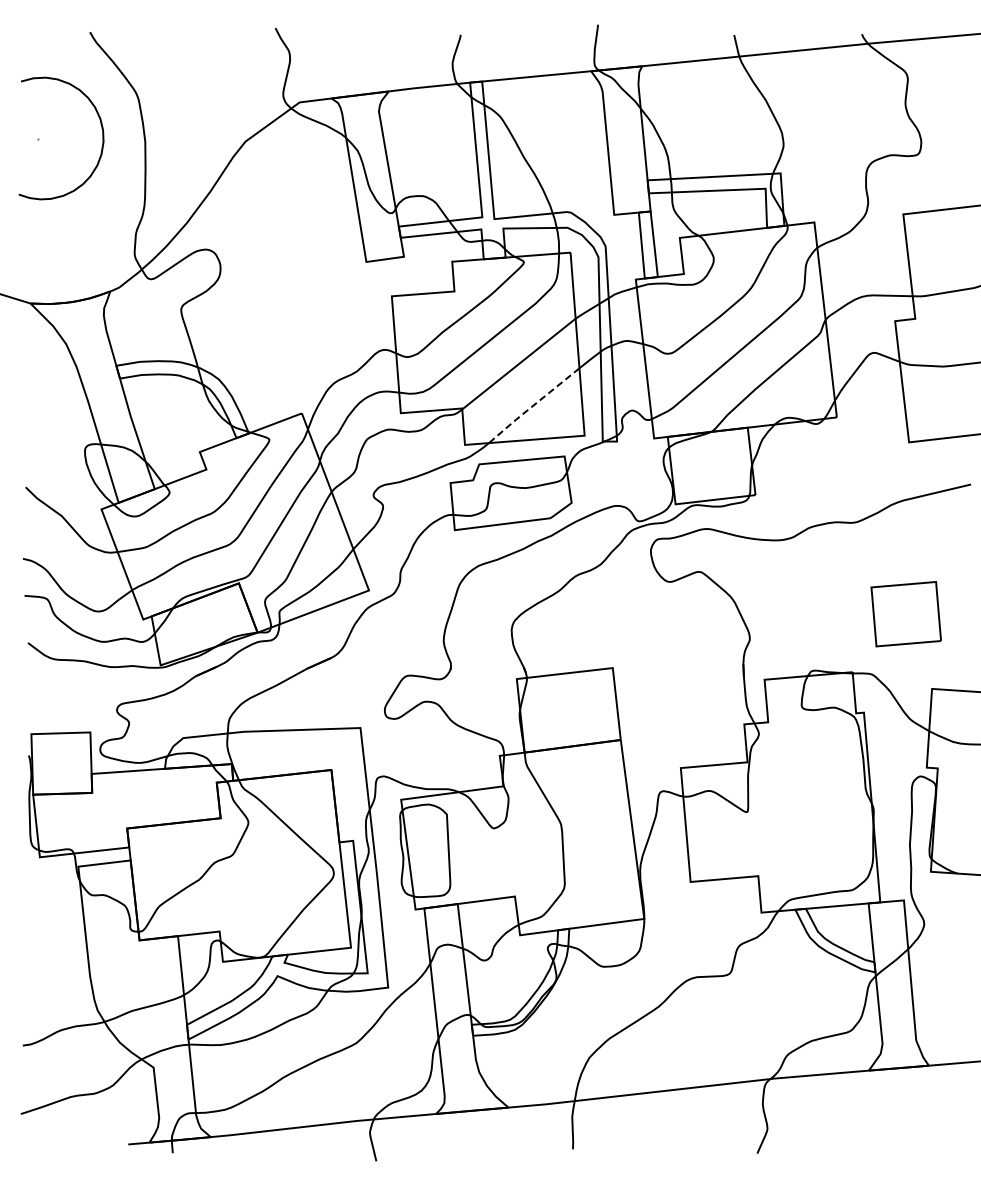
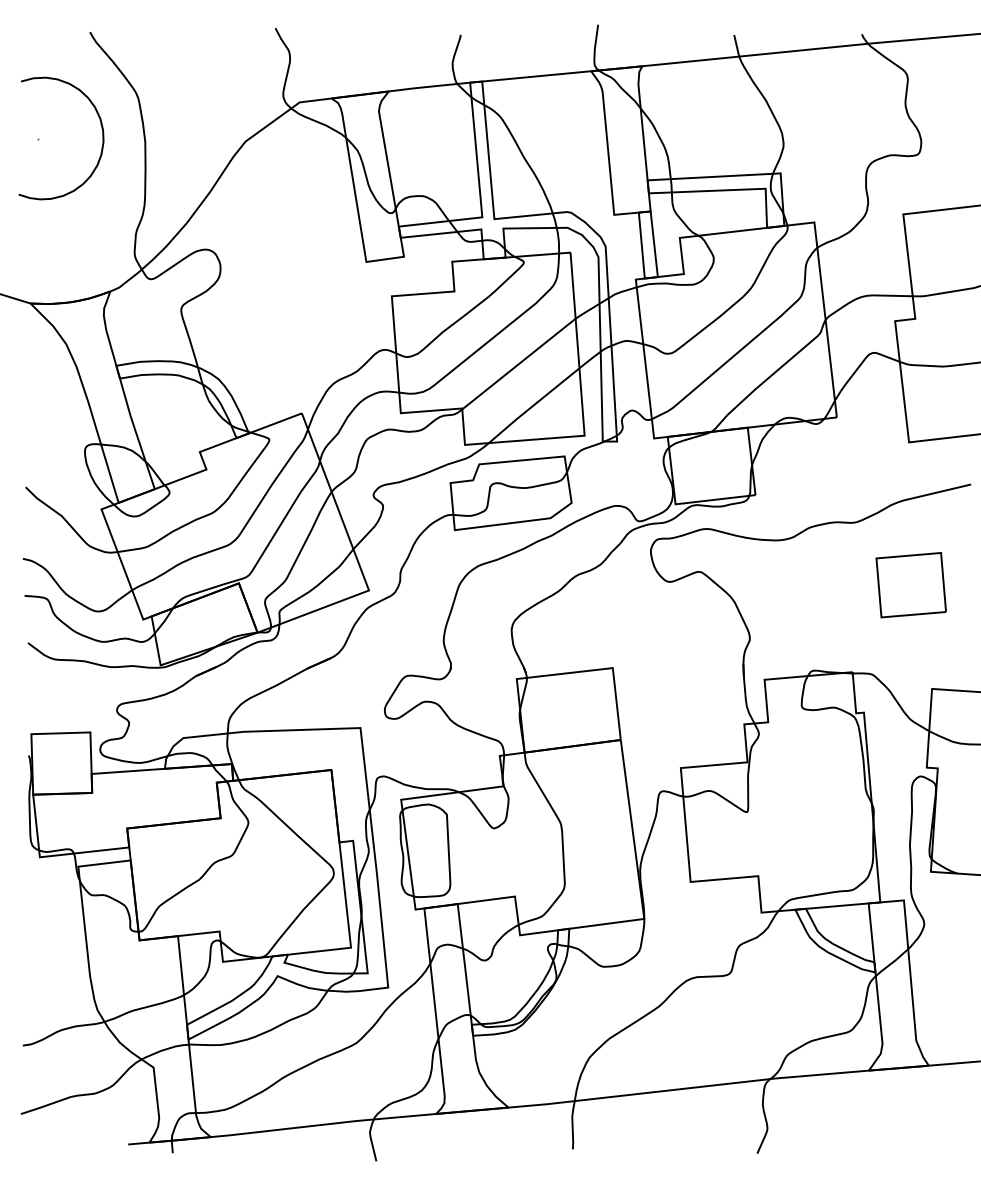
line: dashed -> solid (532, 406)
part position: (905, 614) -> (910, 585) (910, 585)
